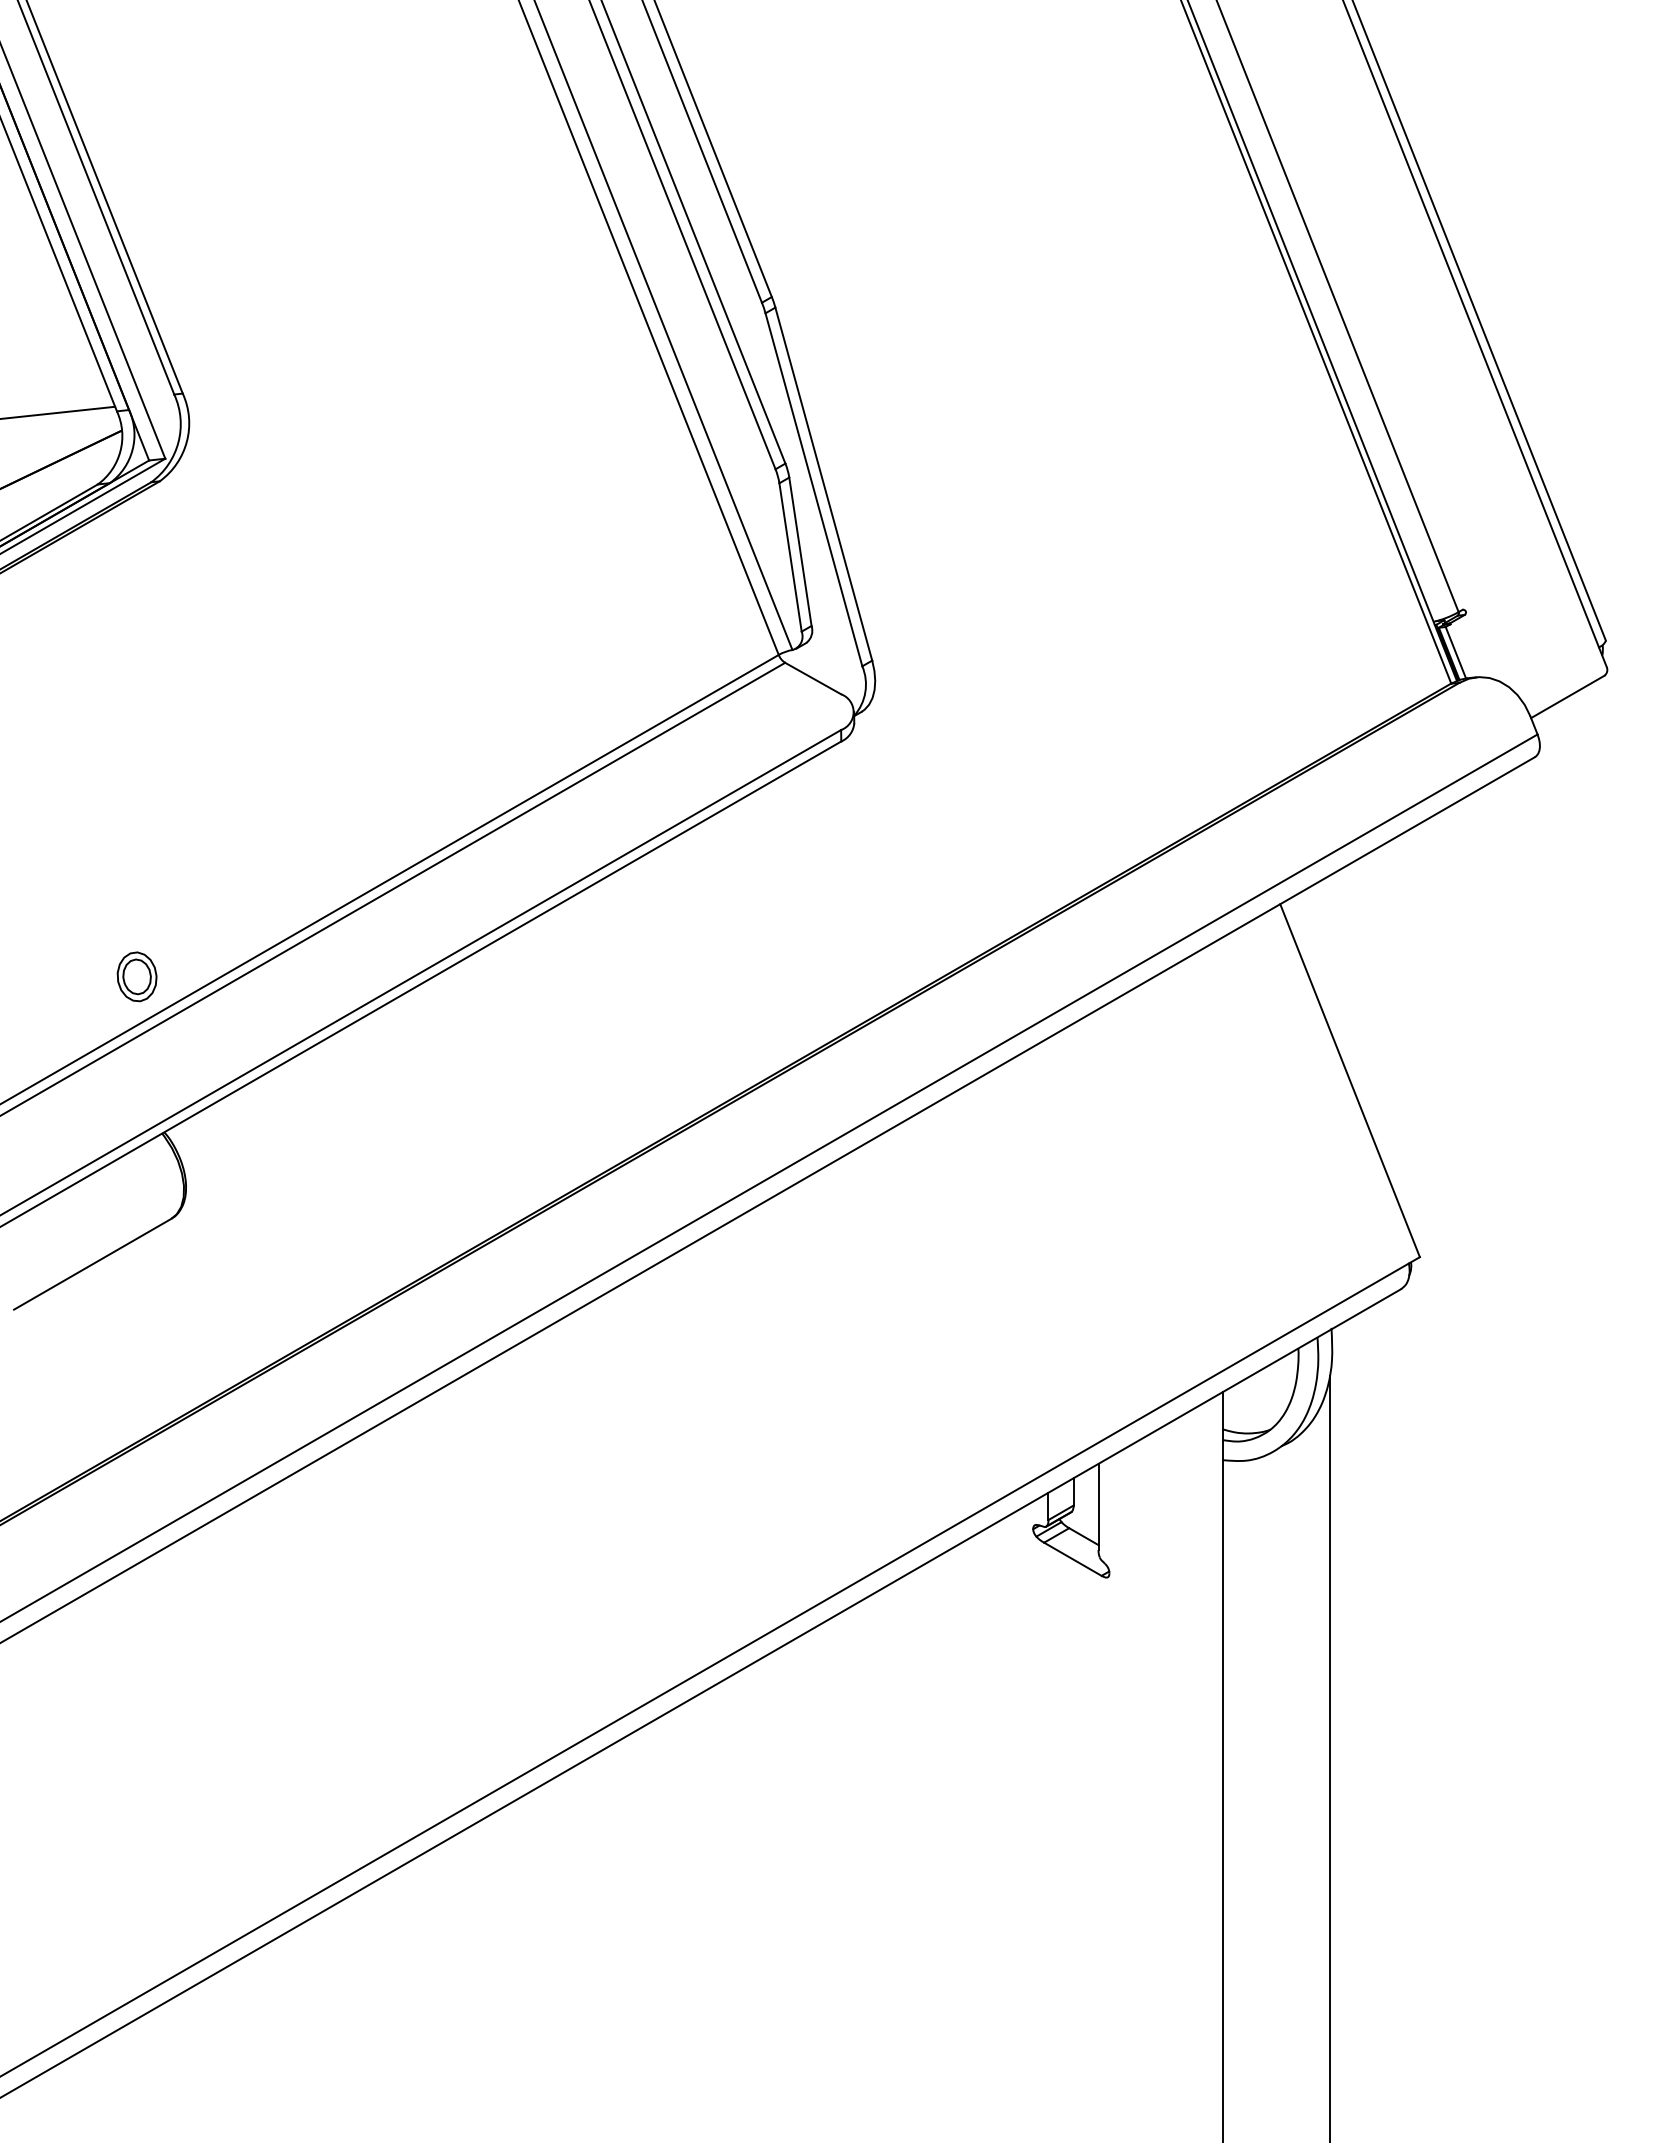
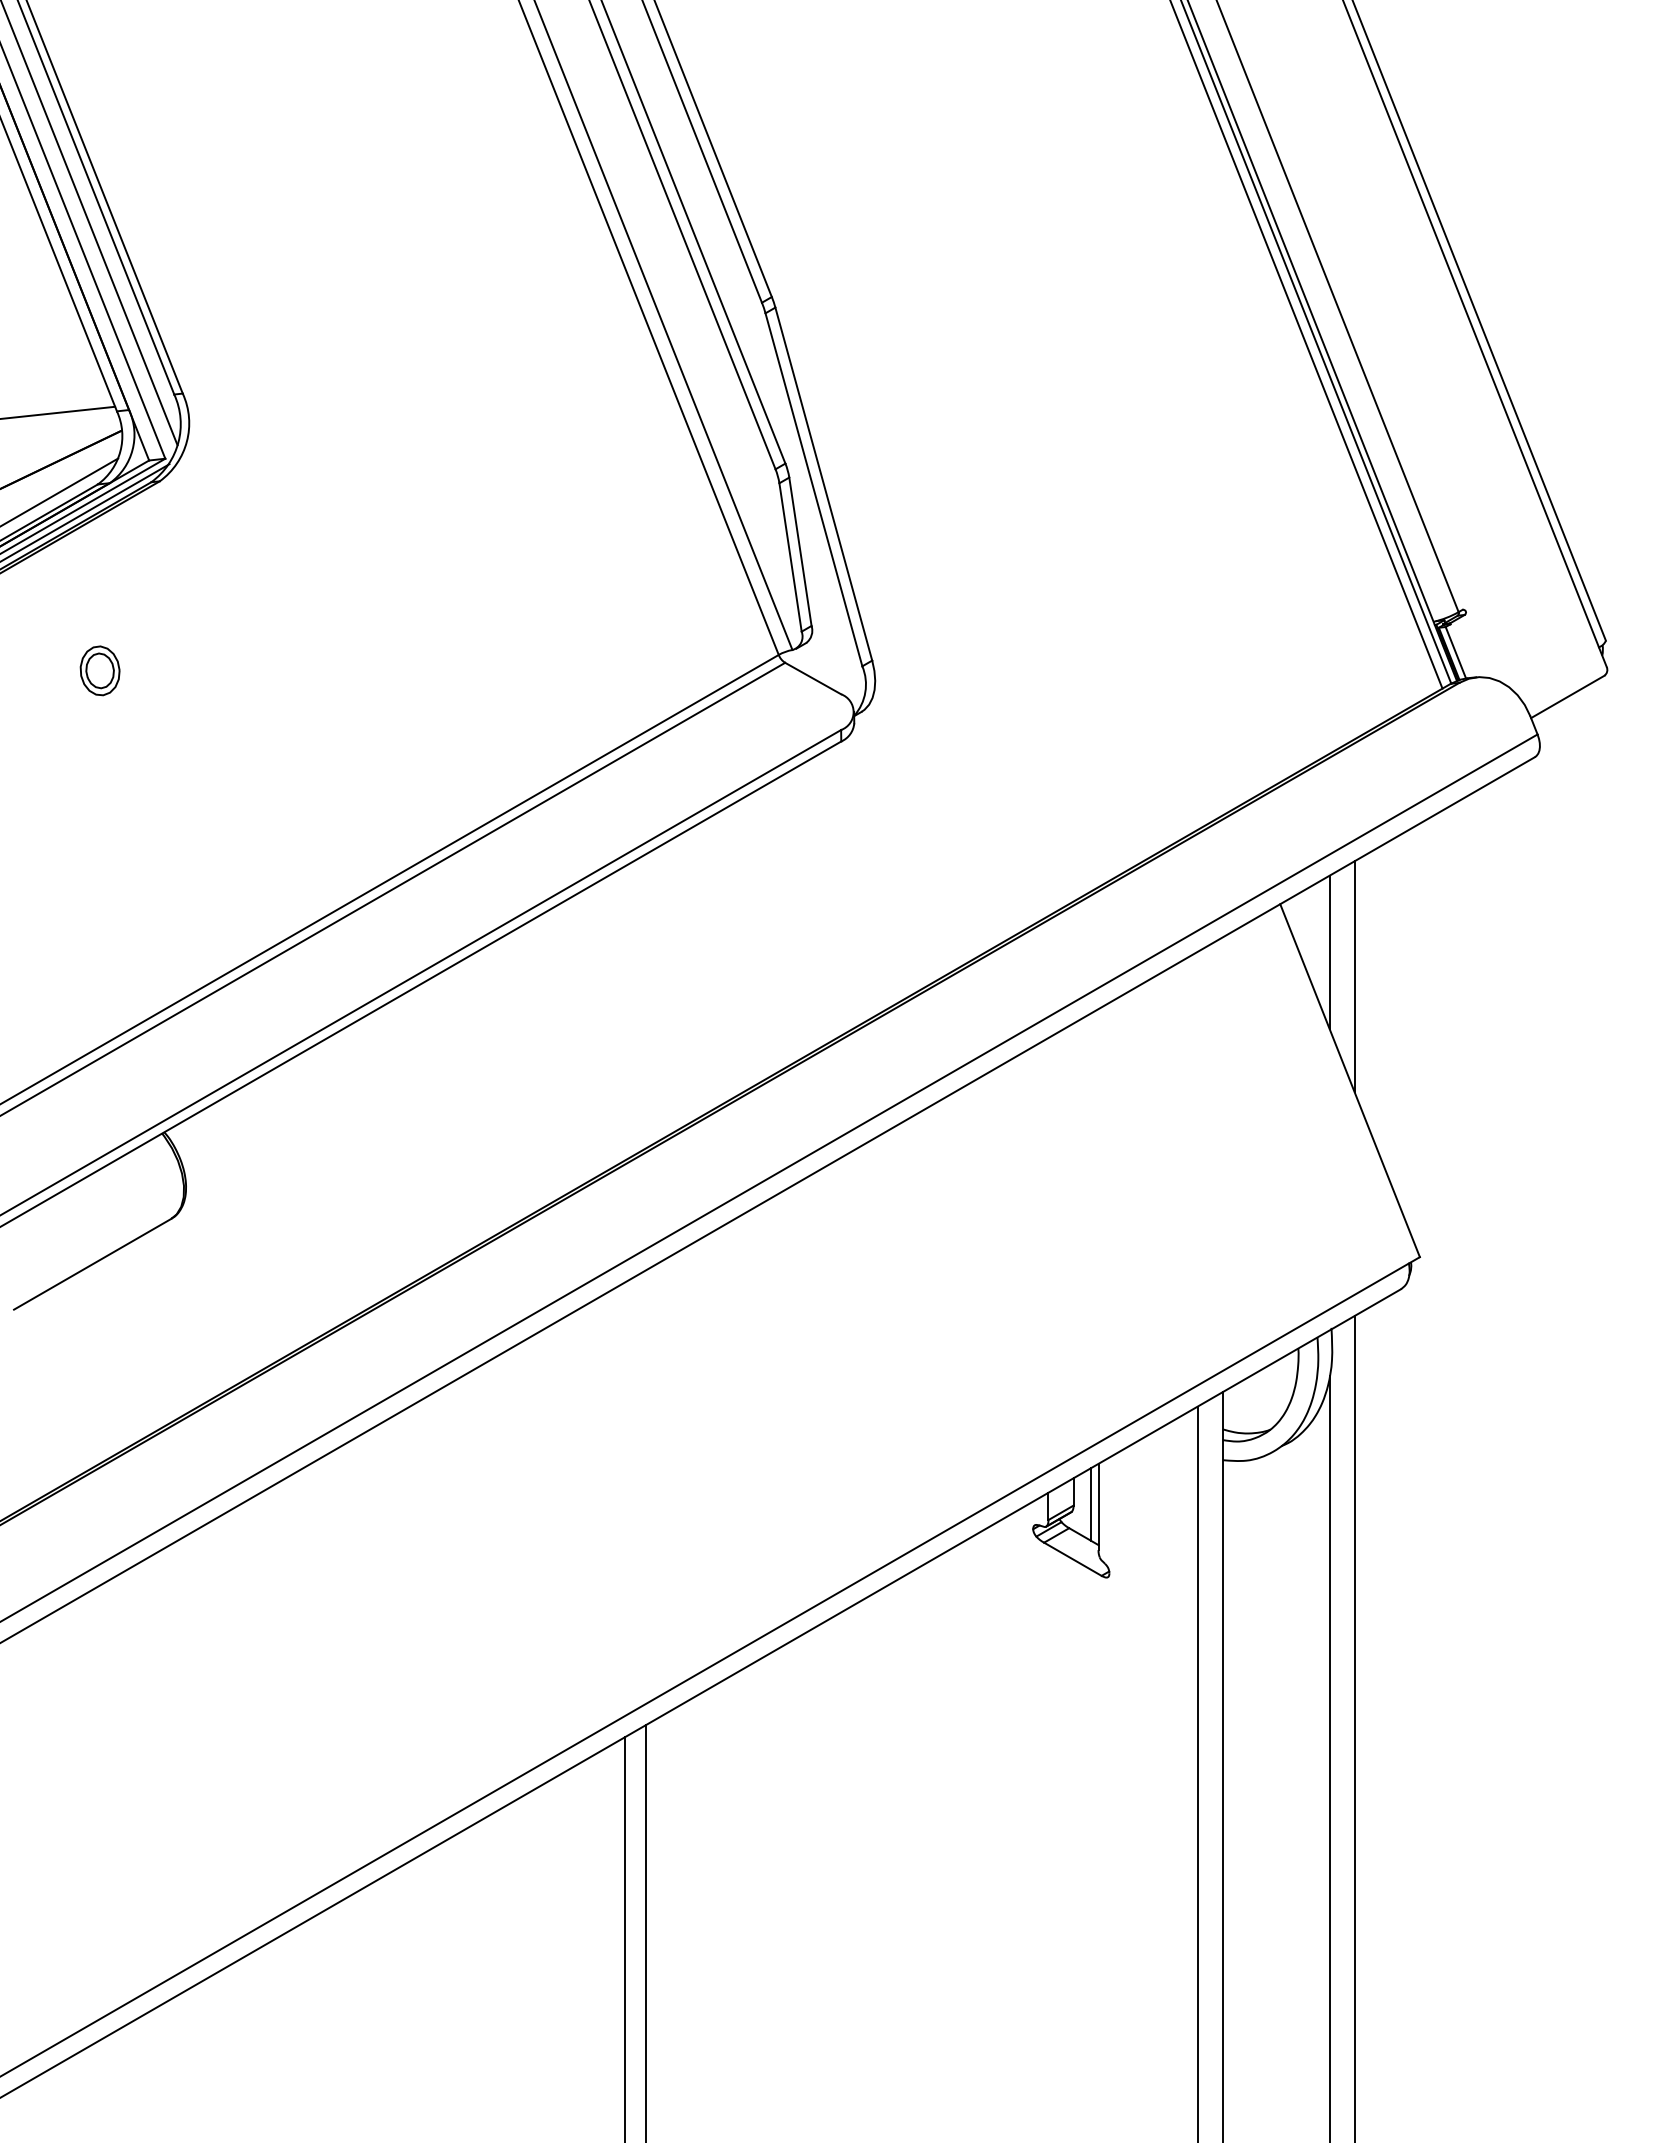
line: none -> present (89, 224)
line: none -> present (1306, 345)
line: none -> present (60, 491)
line: none -> present (85, 512)
line: none -> present (1329, 951)
part position: (136, 976) -> (99, 670) (99, 670)
line: none -> present (1354, 976)
line: none -> present (1091, 1503)
line: none -> present (1354, 1727)
line: none -> present (1197, 1772)
line: none -> present (645, 1932)
line: none -> present (625, 1937)
